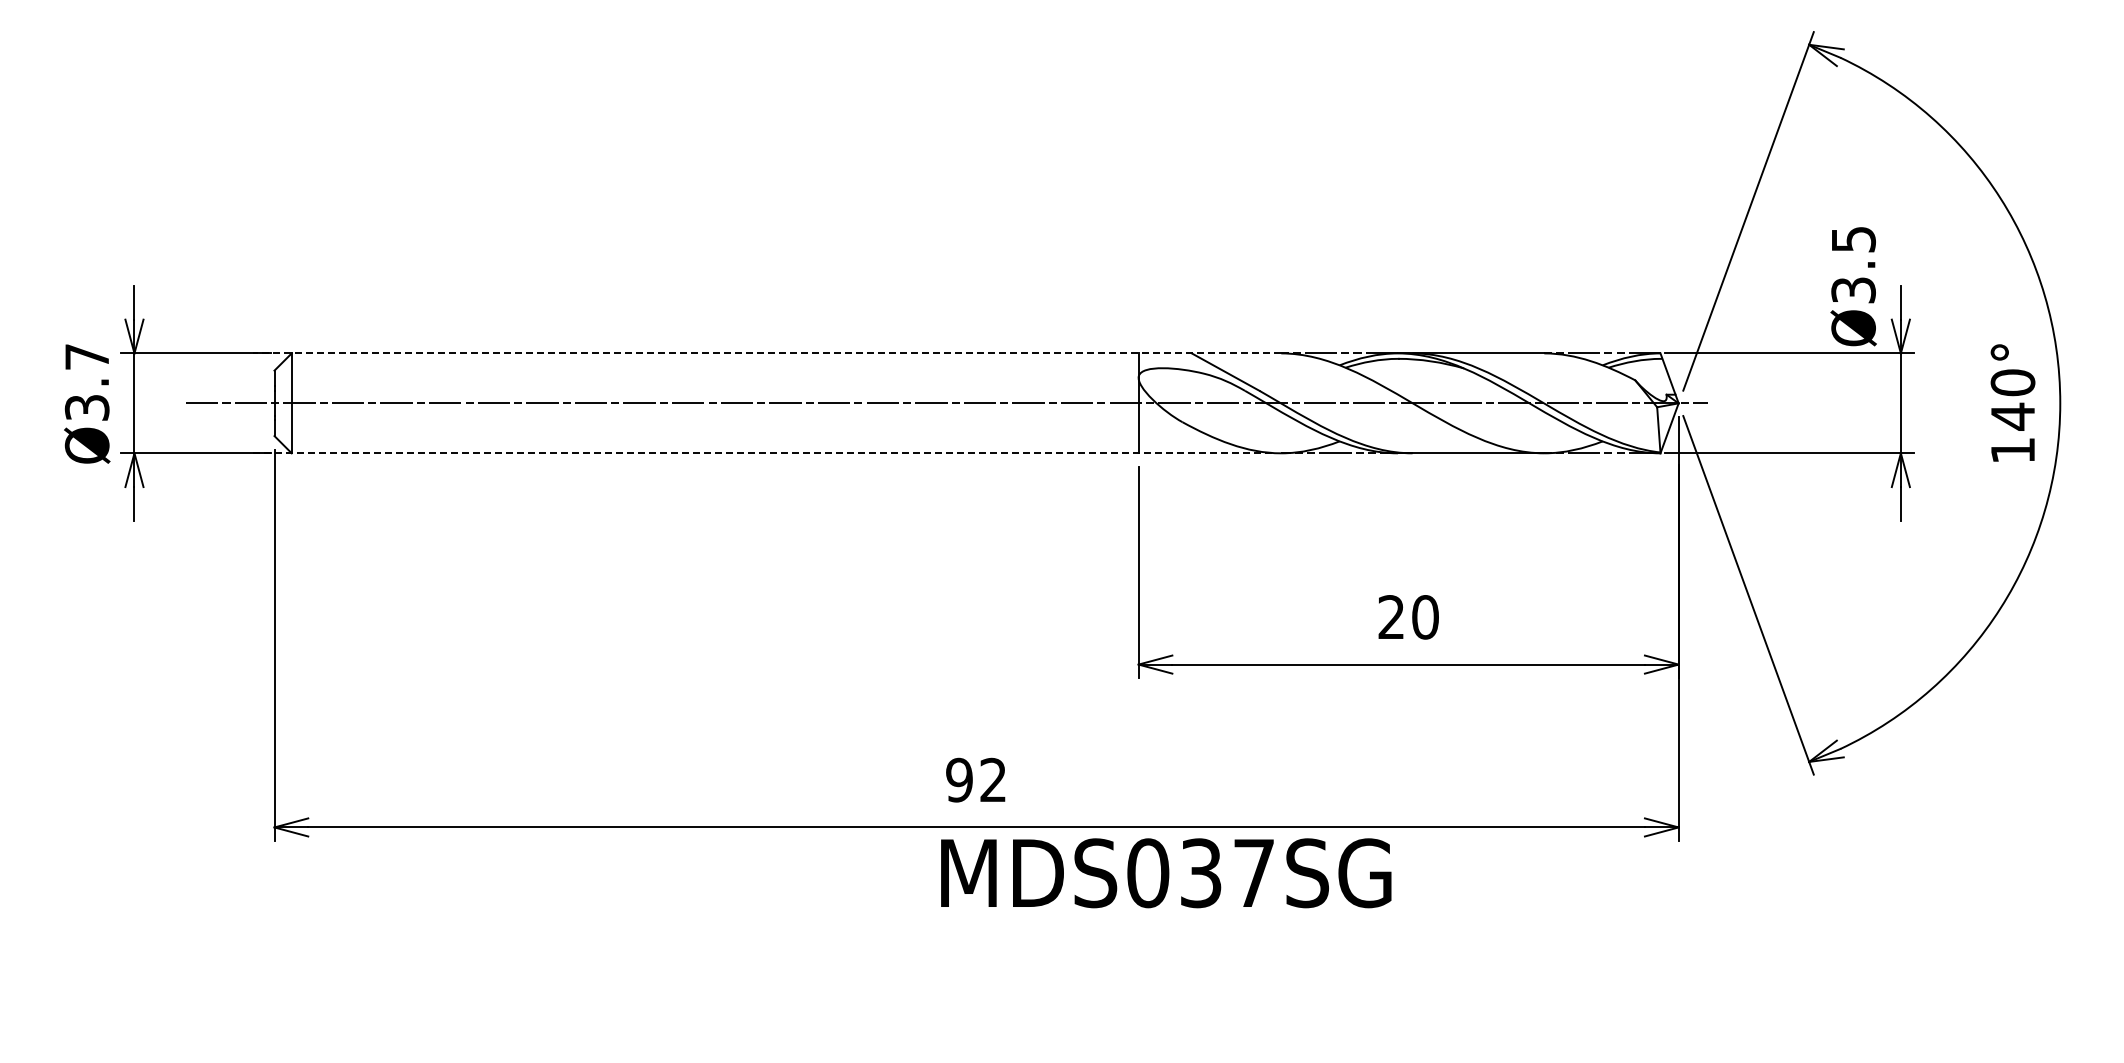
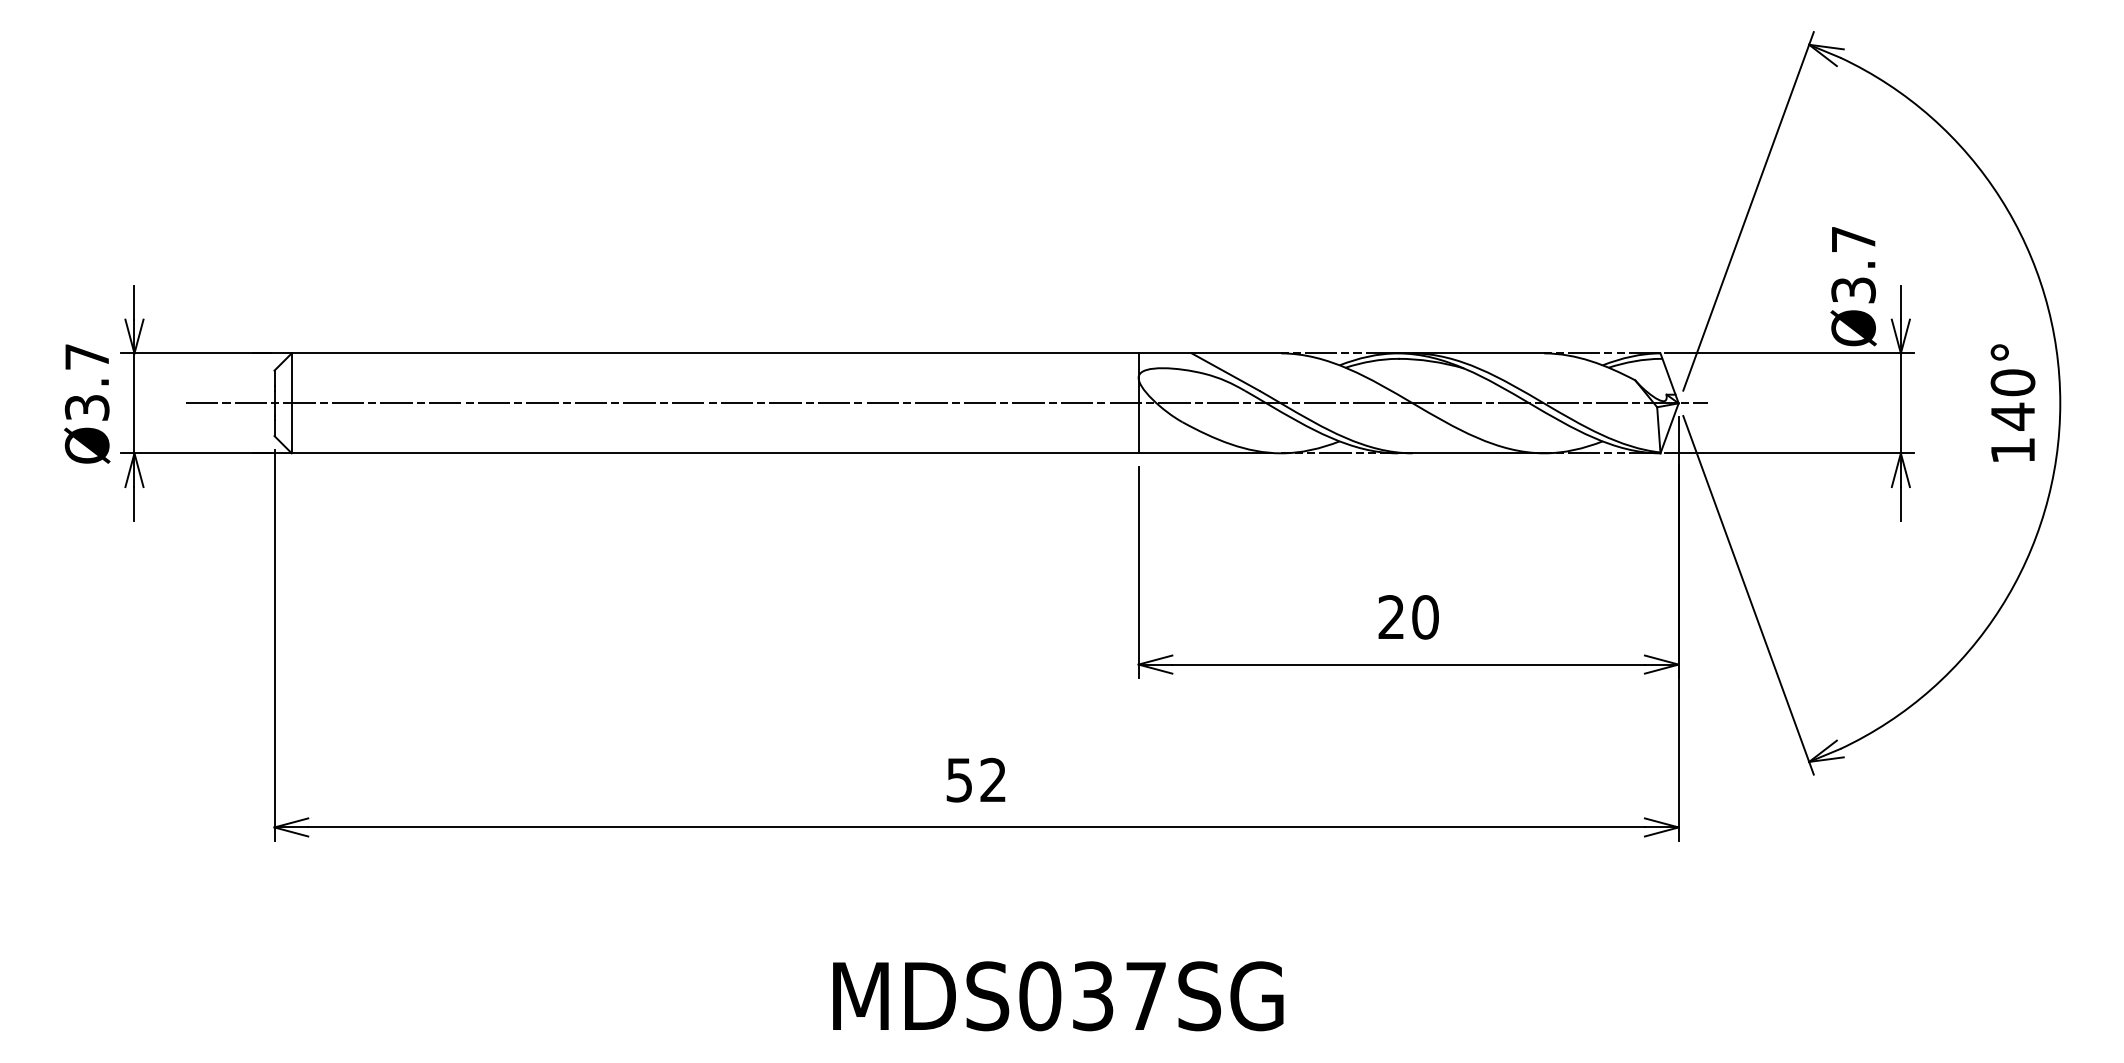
text: Ø3.5 -> Ø3.7 (1853, 239)
line: dashed -> solid (766, 353)
line: dashed -> solid (762, 453)
text: 92 -> 52 (959, 779)
text position: (1166, 873) -> (1058, 996) (1058, 996)
